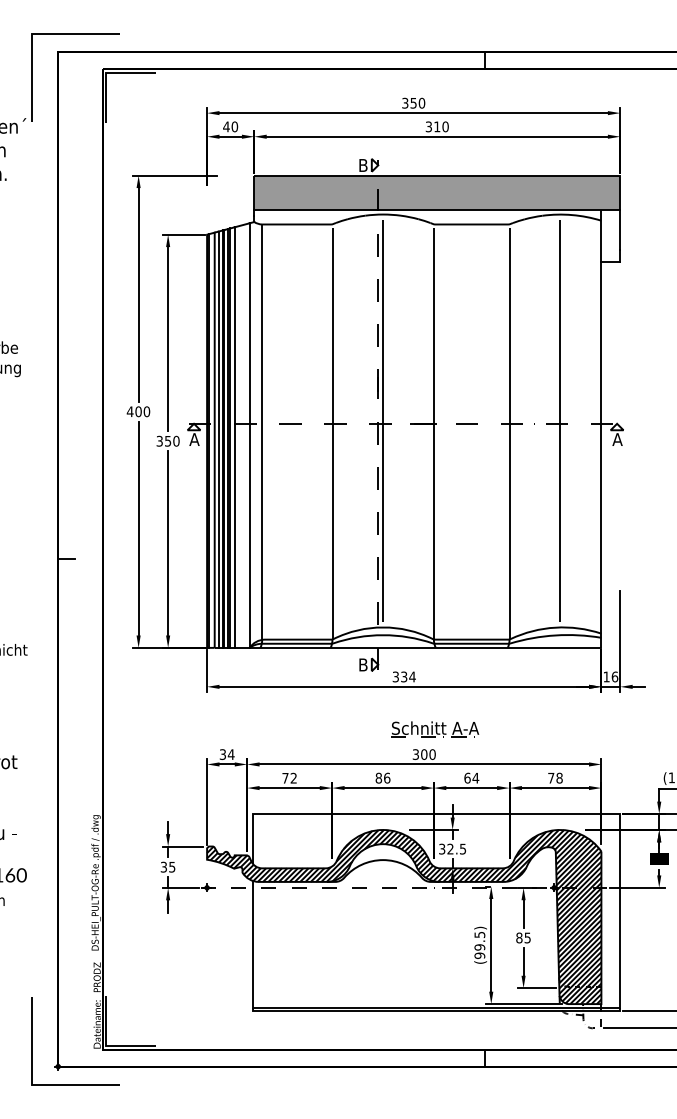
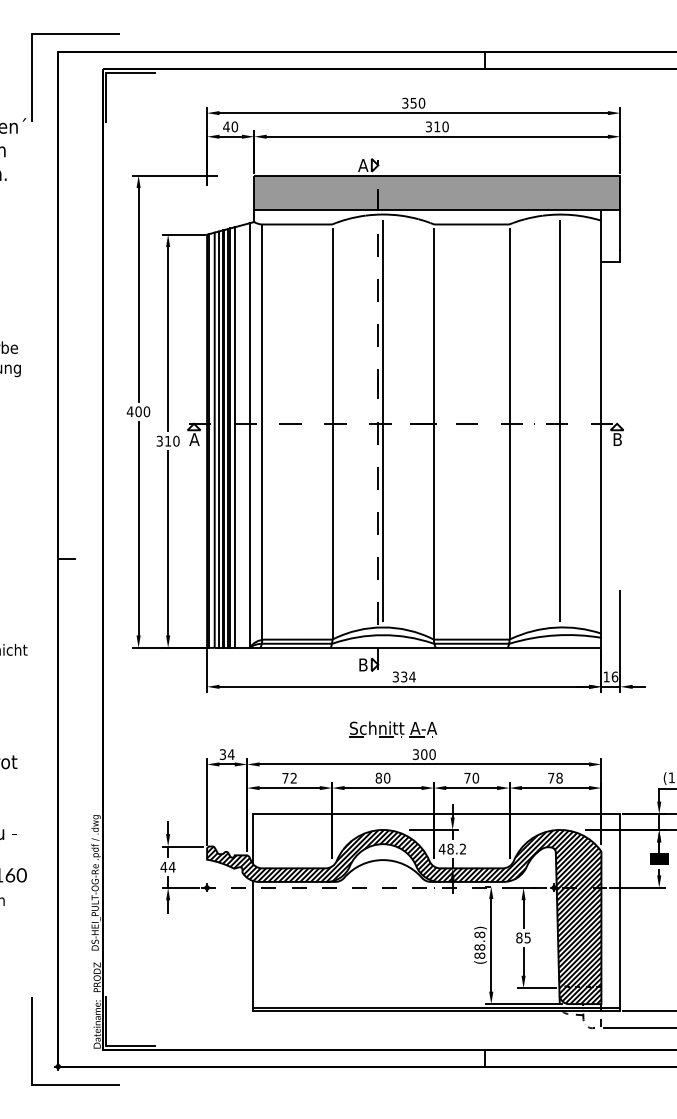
text: B -> A (363, 165)
text: A -> B (617, 439)
text: 350 -> 310 (168, 441)
part position: (435, 729) -> (393, 729) (393, 729)
text: 86 -> 80 (387, 777)
text: 64 -> 70 (471, 777)
text: 32.5 -> 48.2 (452, 848)
text: 35 -> 44 (167, 866)
text: (99.5) -> (88.8) (479, 944)
